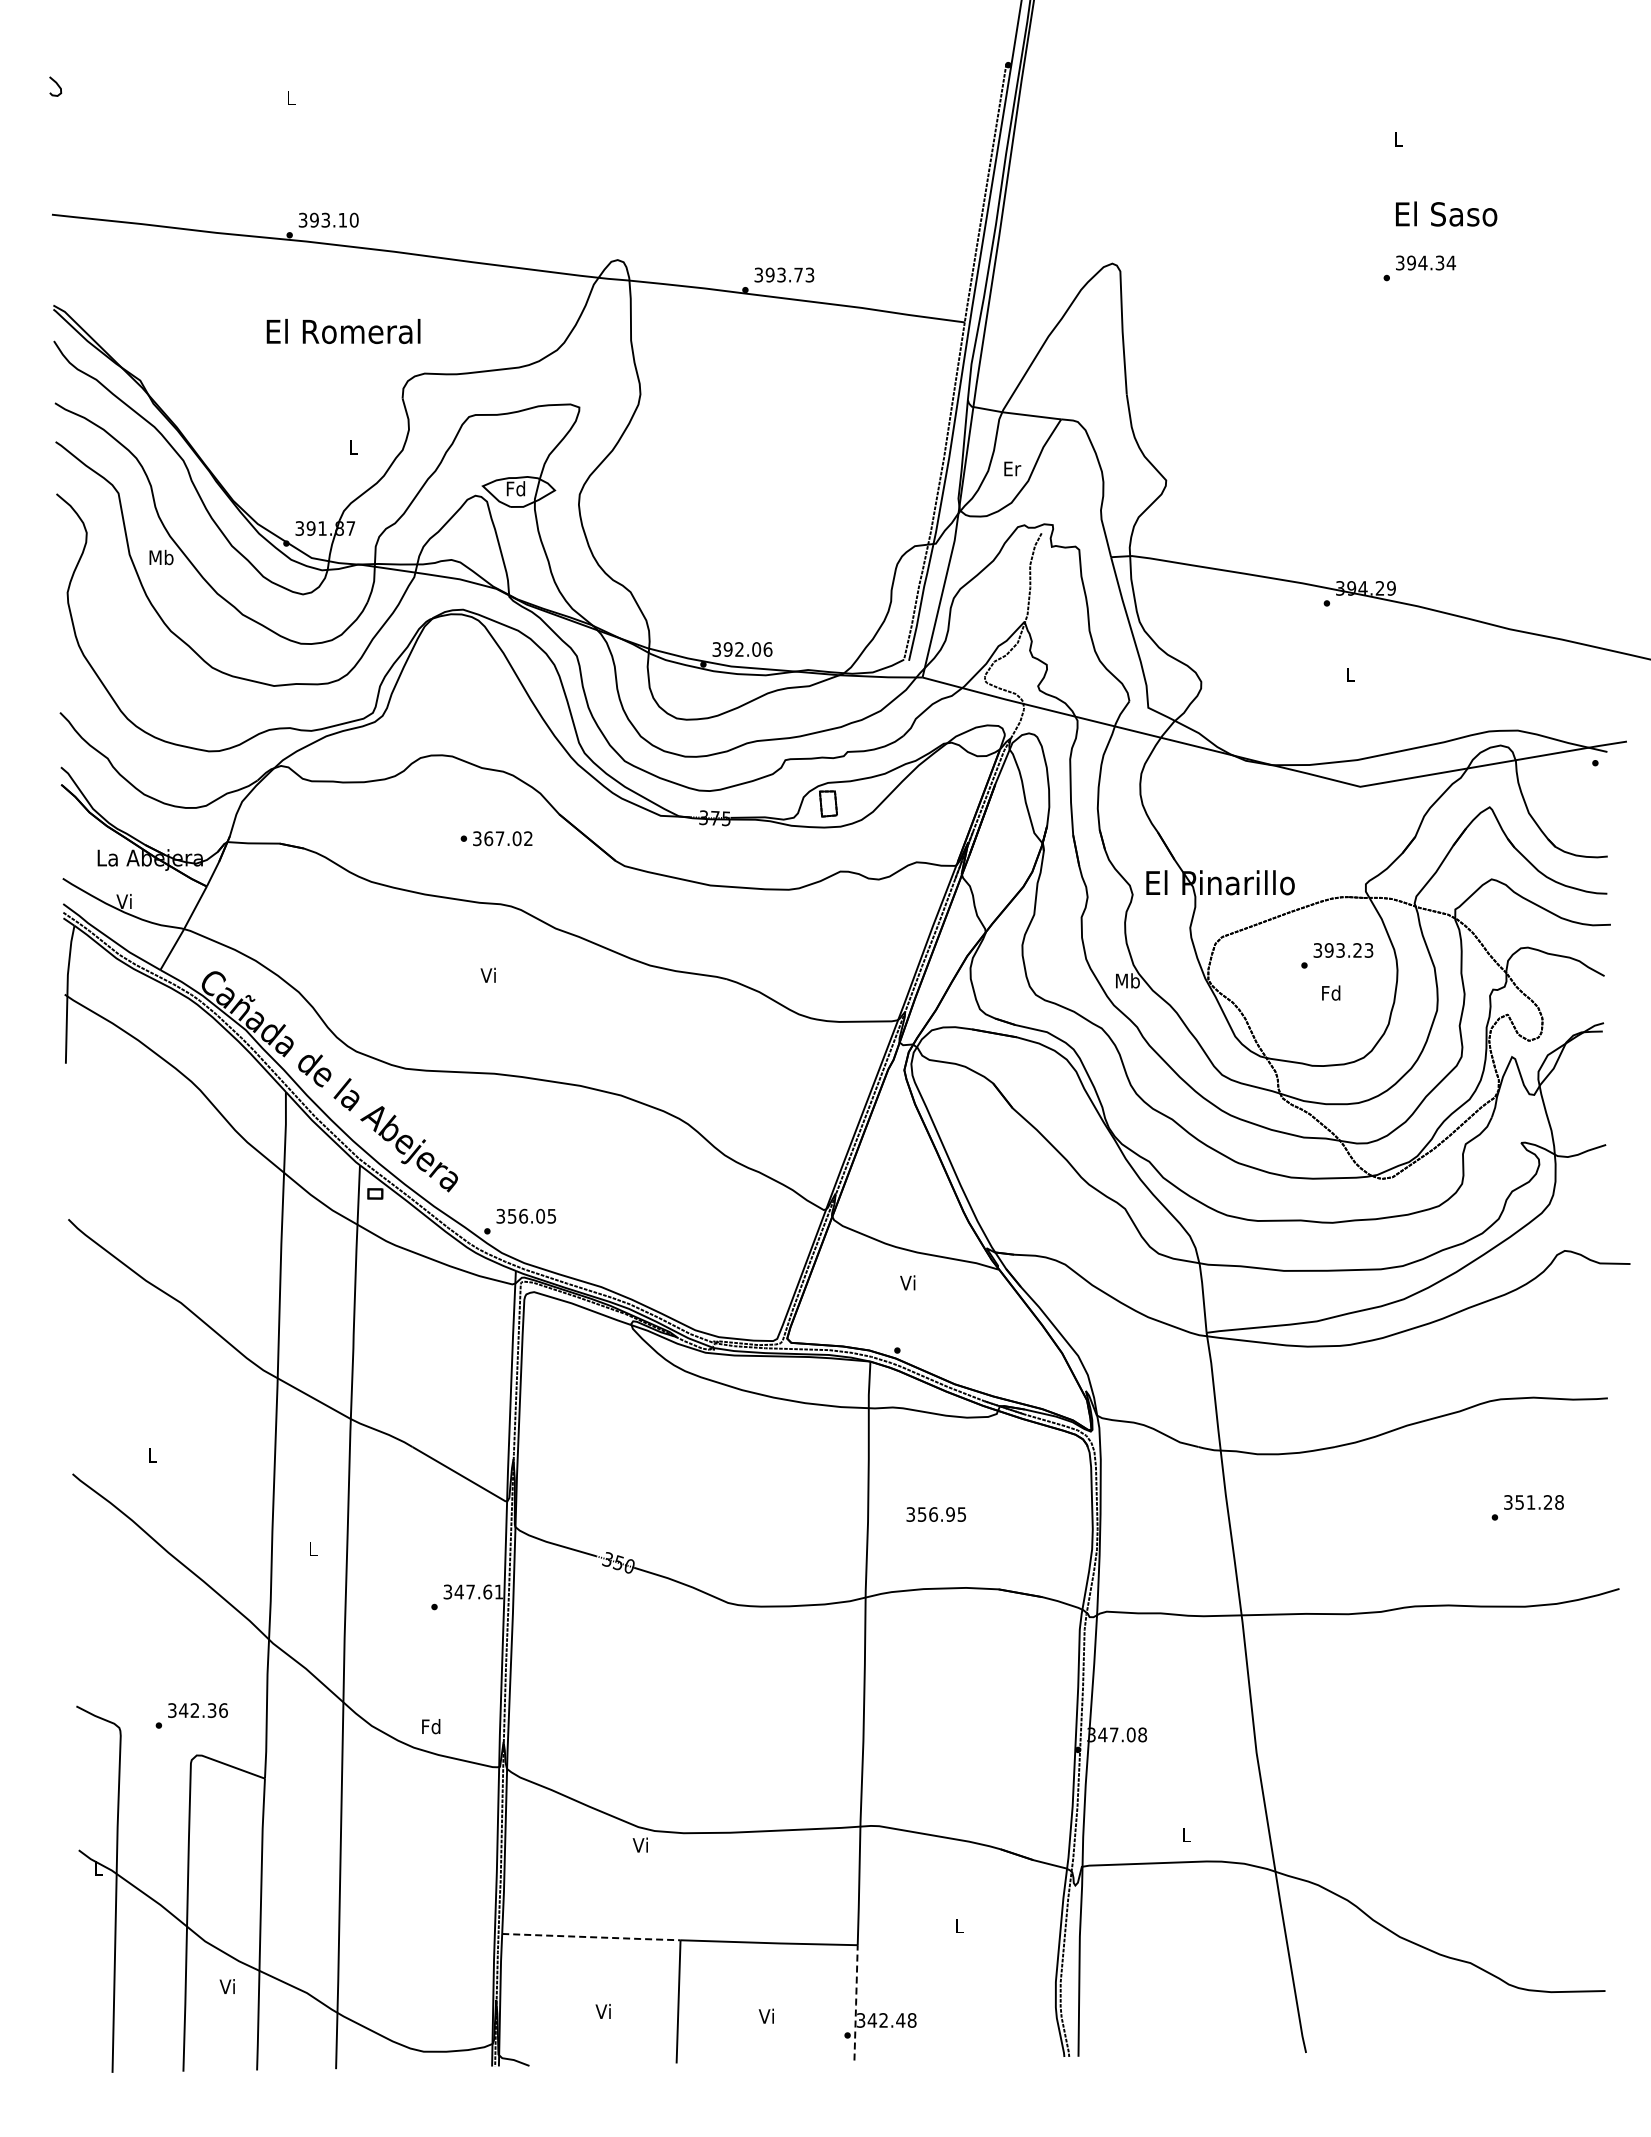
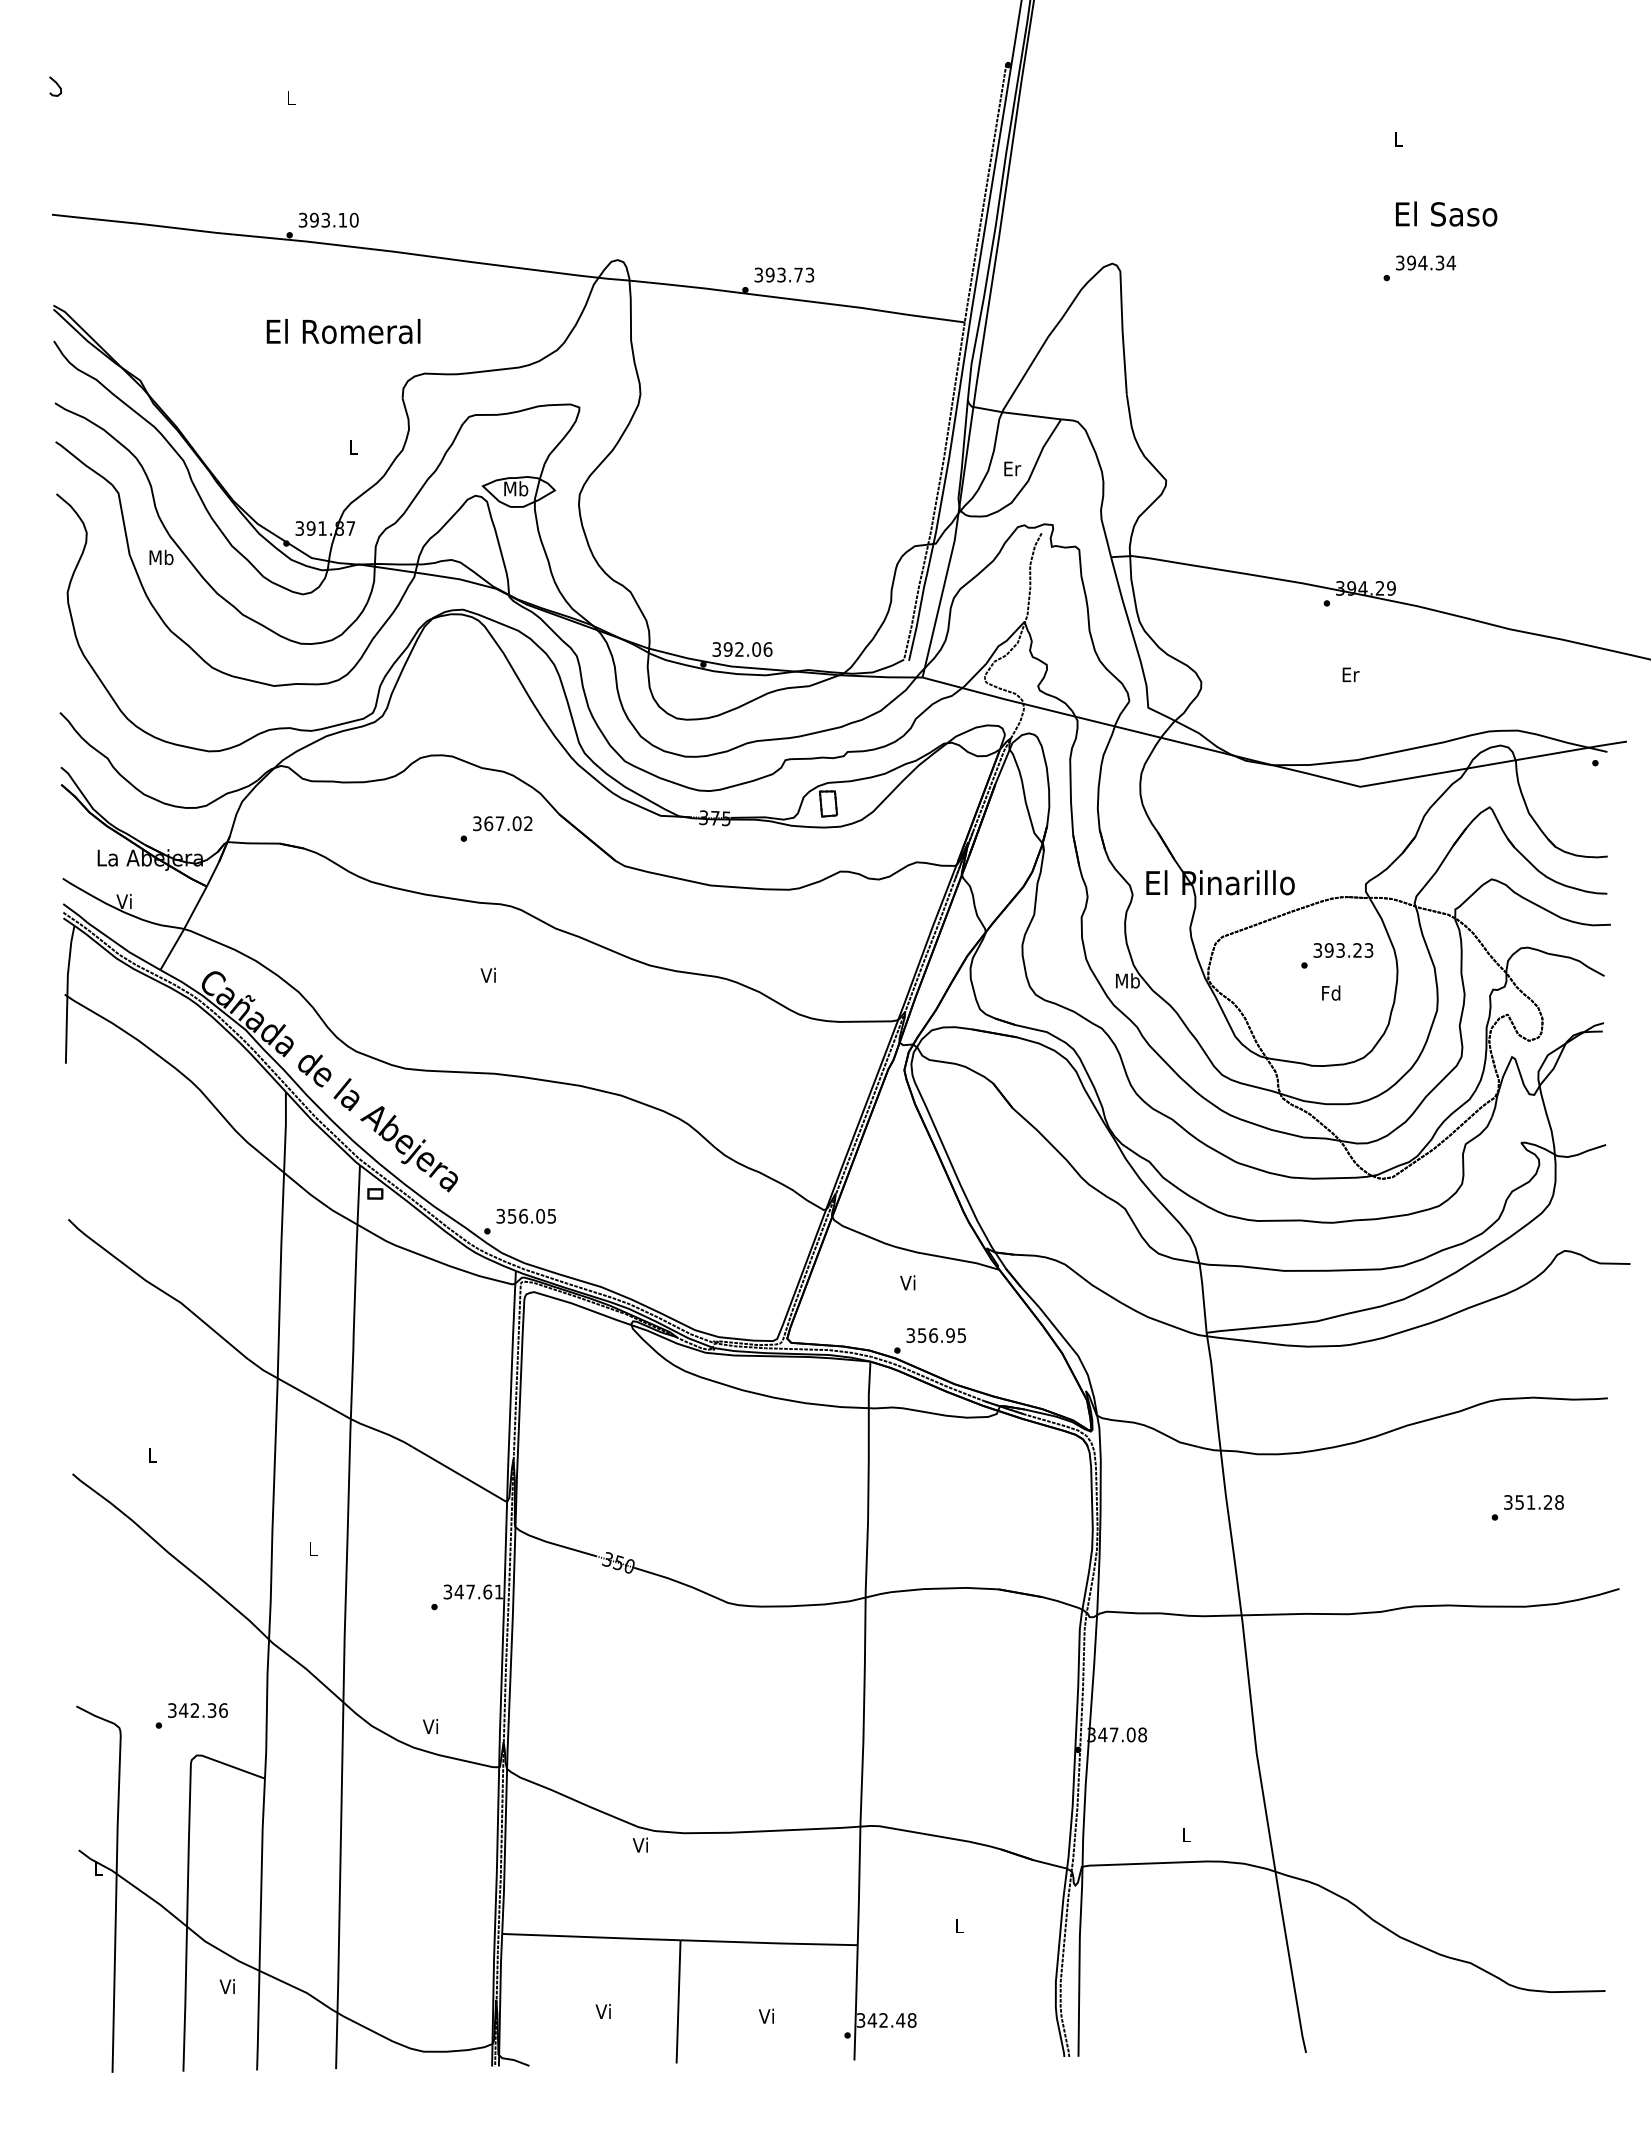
text: Fd -> Mb (516, 488)
text: L -> Er (1350, 674)
text position: (502, 838) -> (502, 823) (502, 823)
text position: (935, 1514) -> (935, 1335) (935, 1335)
text: Fd -> Vi (431, 1726)
line: dashed -> solid (592, 1937)
line: dashed -> solid (856, 2002)
